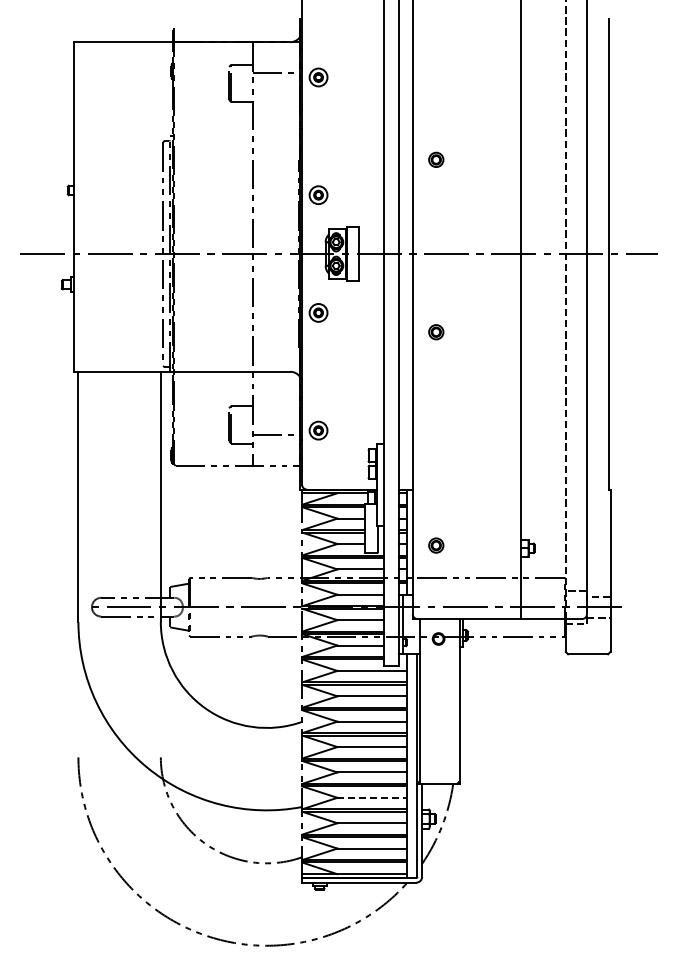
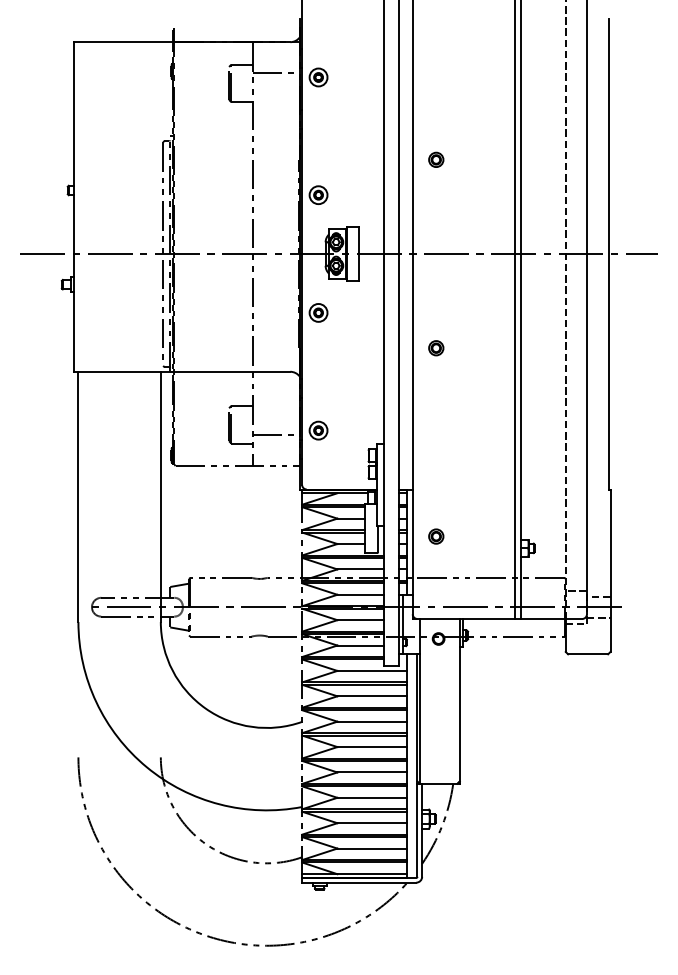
line: none -> present (515, 310)
part position: (436, 332) -> (436, 348) (436, 348)
part position: (436, 545) -> (436, 536) (436, 536)
line: dashed -> solid (372, 797)
